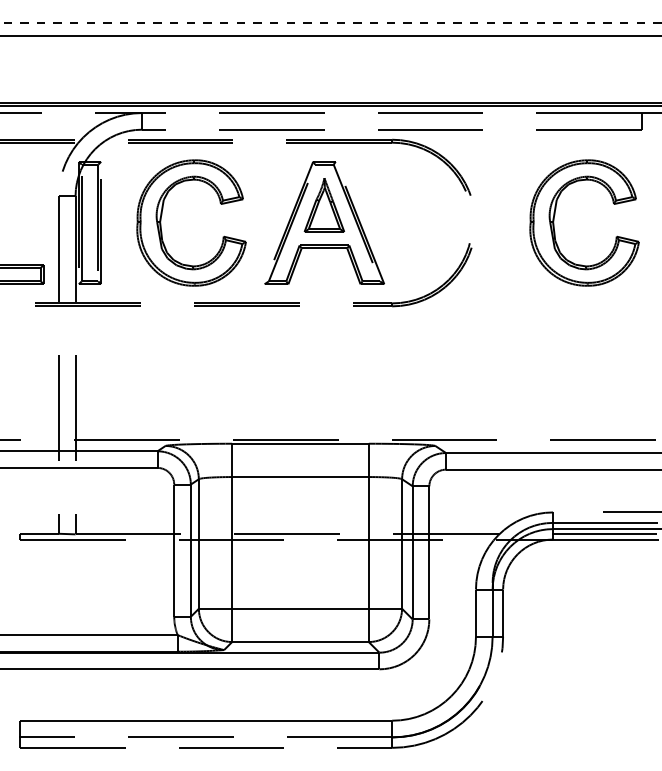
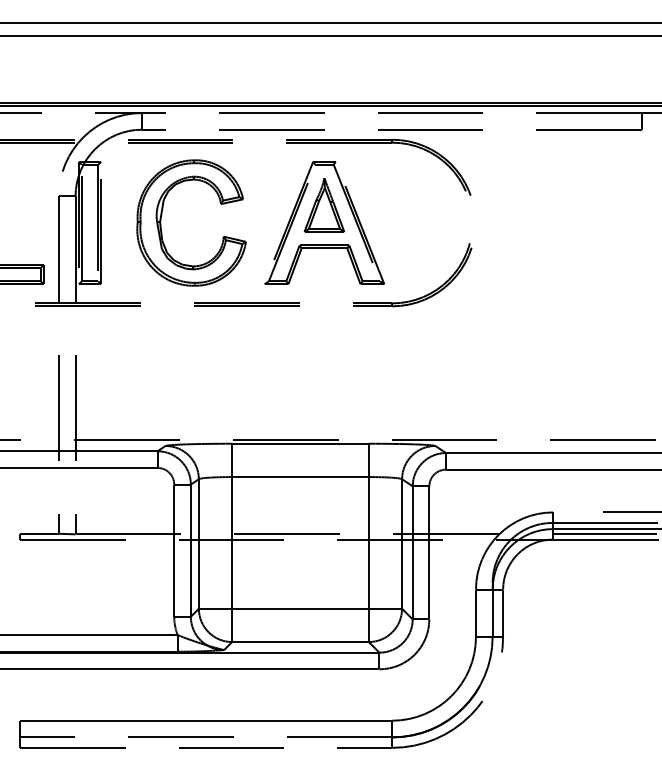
line: dashed -> solid (332, 23)
part: present -> none (555, 215)
